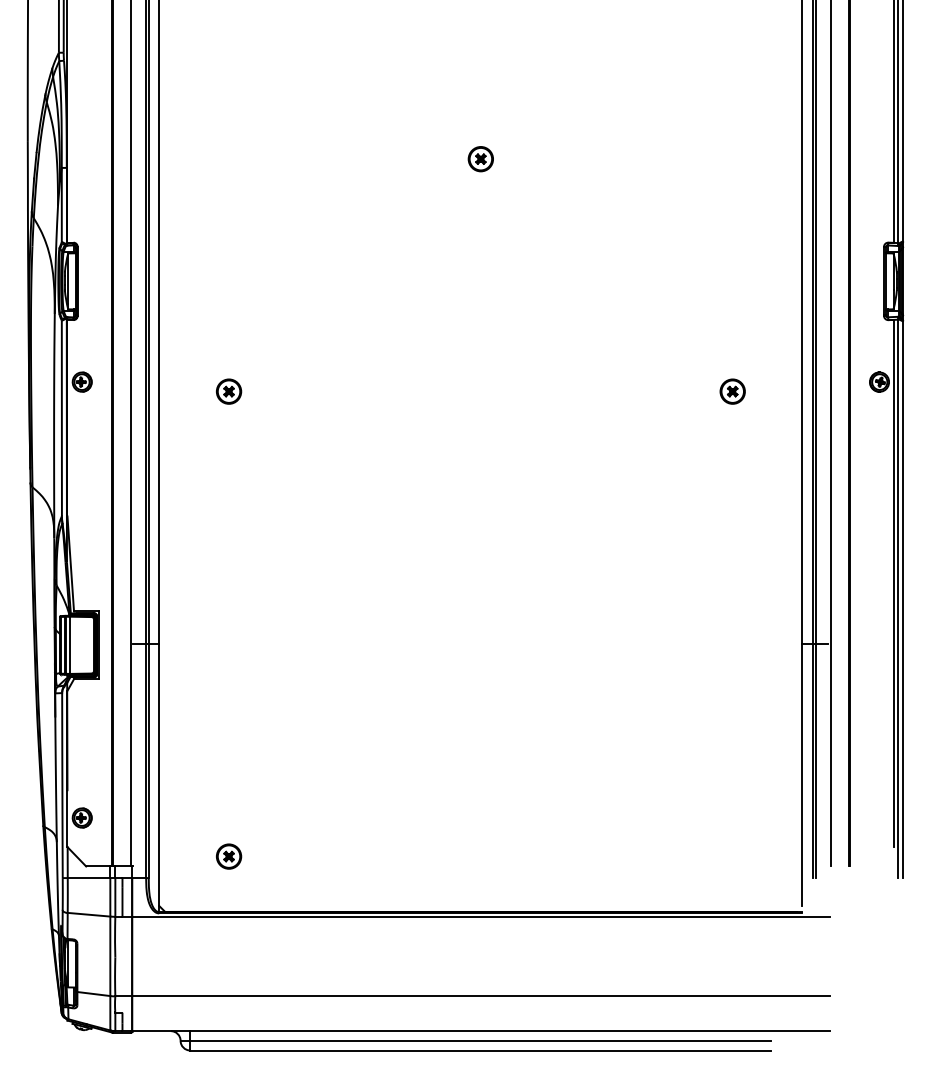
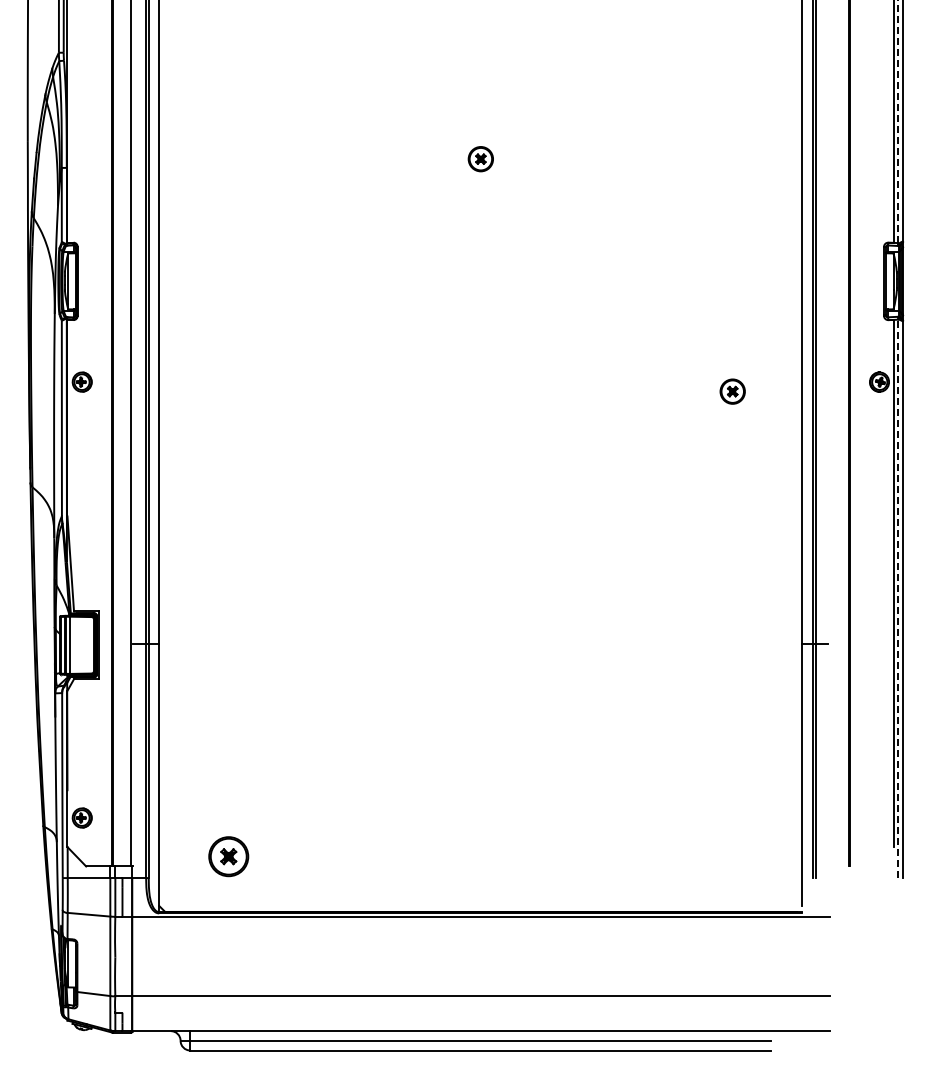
line: solid -> dashed (898, 121)
part: present -> none (229, 391)
line: present -> none (830, 434)
line: solid -> dashed (898, 598)
part size: 27x27 px -> 42x42 px (228, 856)
